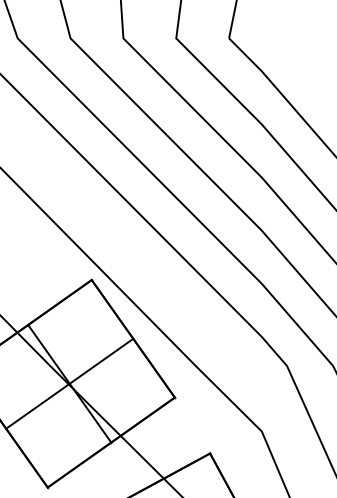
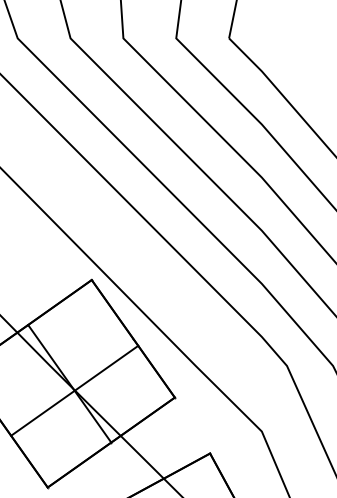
line position: (69, 383) -> (74, 390) (74, 390)
